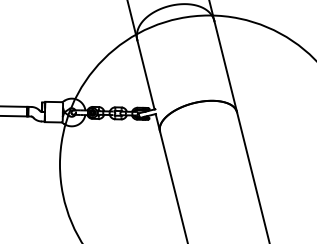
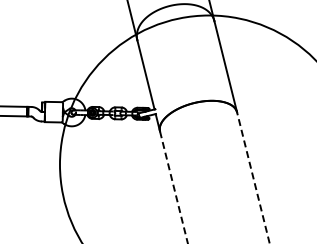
line: solid -> dashed (253, 177)
line: solid -> dashed (173, 187)
